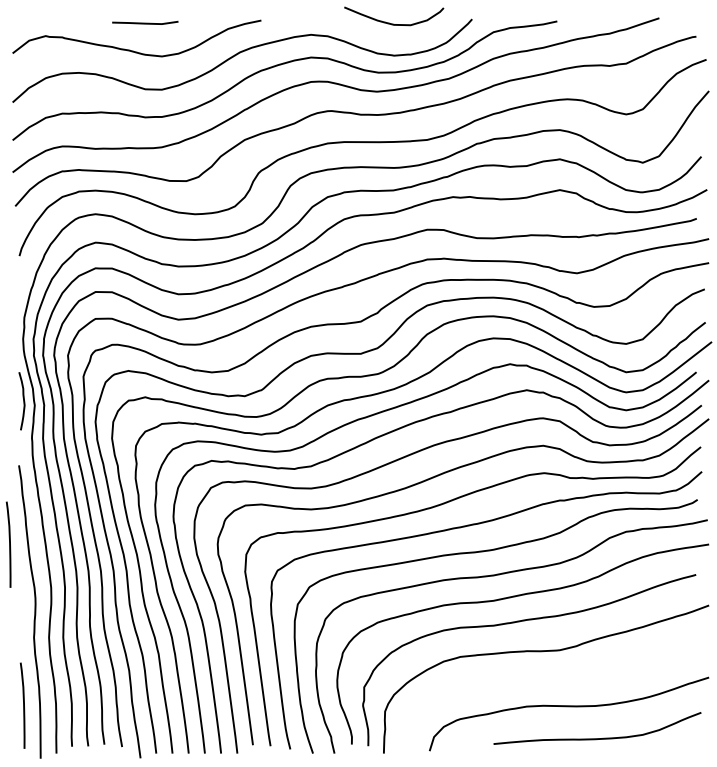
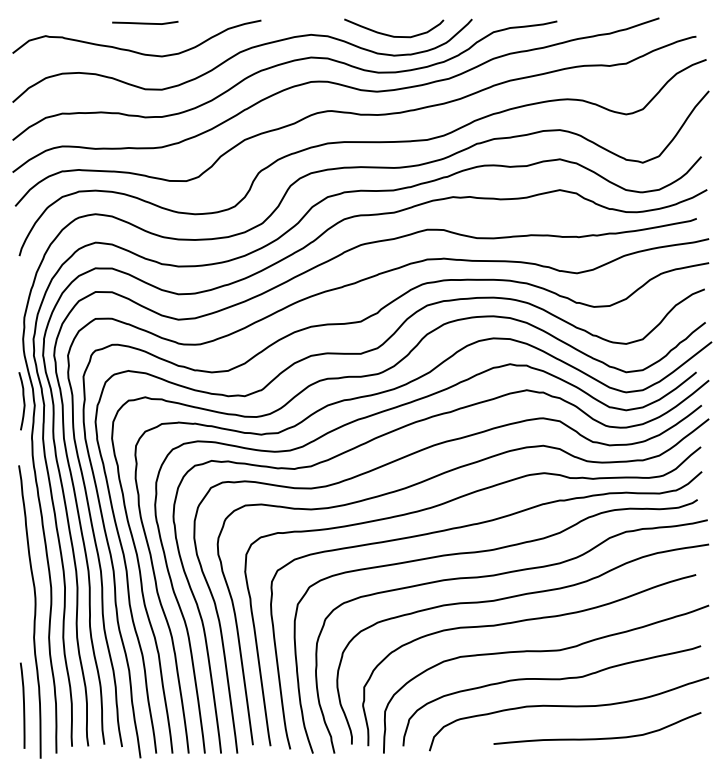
curve position: (393, 23) -> (393, 35) (393, 35)
curve: present -> none (9, 544)
curve: none -> present (551, 680)
